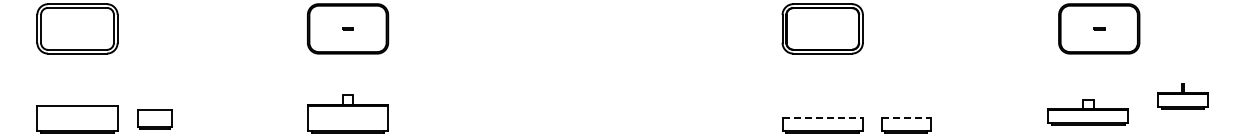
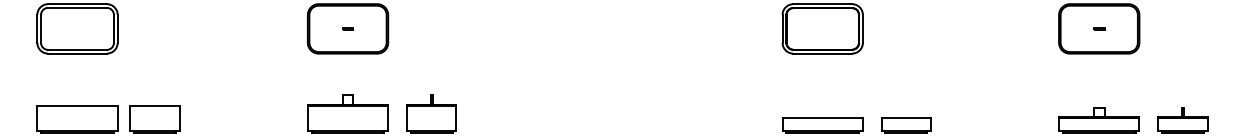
part position: (1182, 96) -> (1182, 120) (1182, 120)
part position: (1087, 112) -> (1098, 120) (1098, 120)
part: none -> present (431, 113)
line: dashed -> solid (823, 118)
line: dashed -> solid (906, 118)
part size: 36x21 px -> 52x29 px (154, 119)
